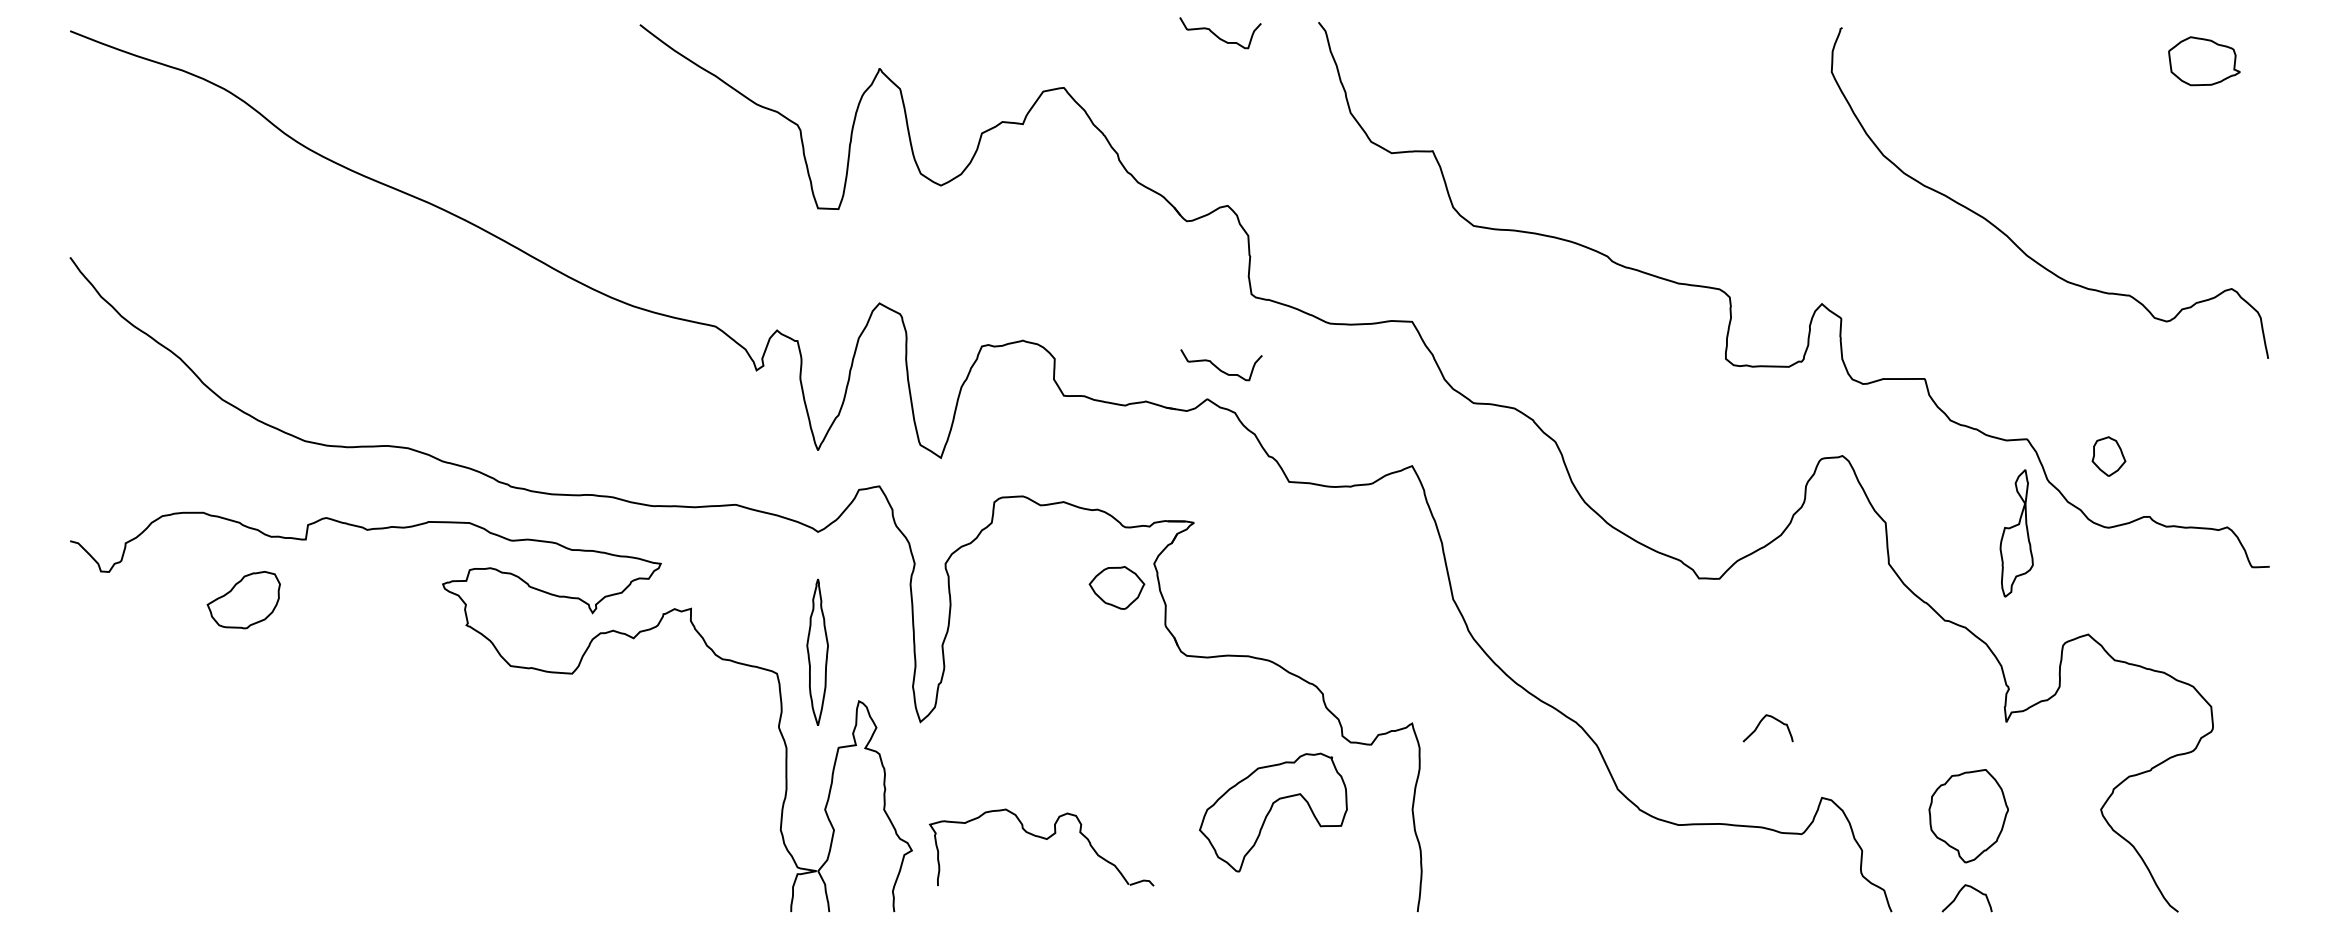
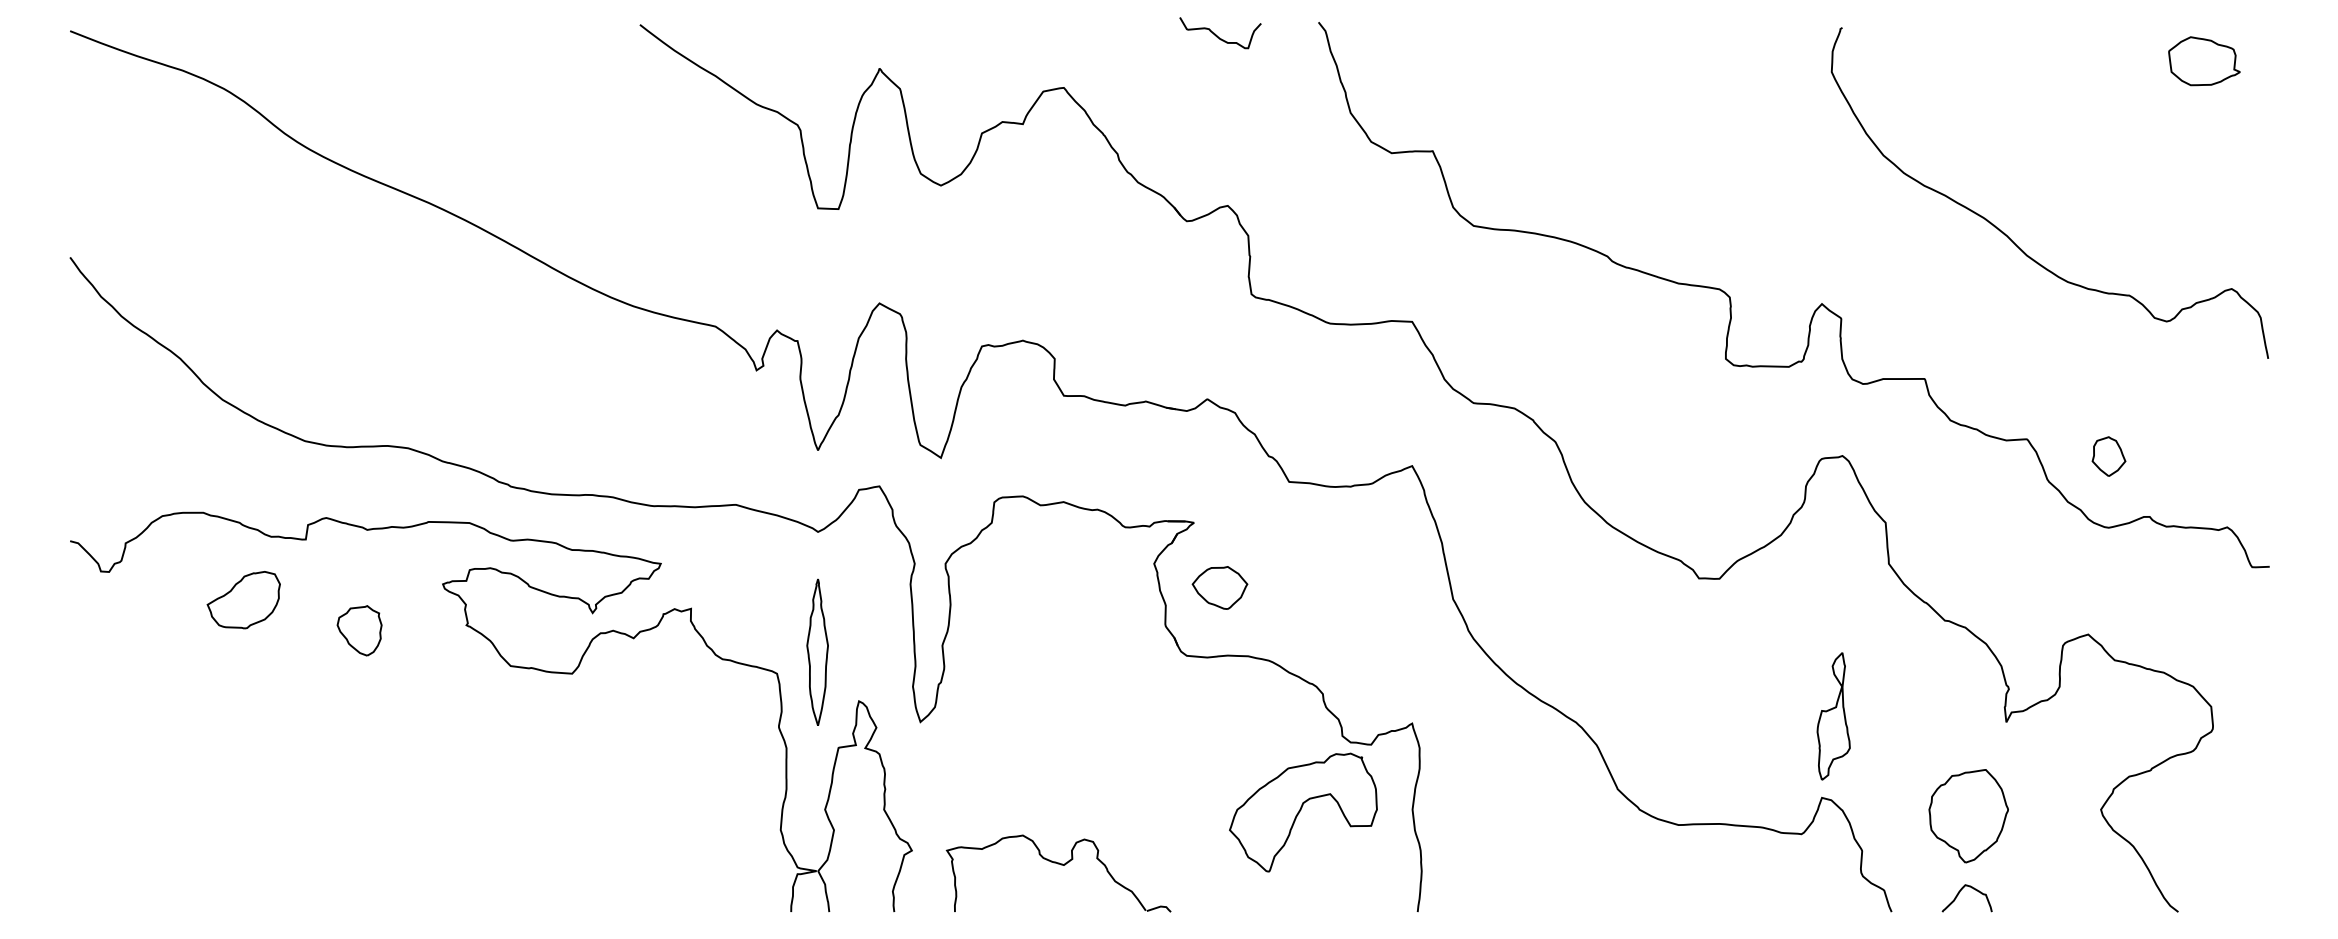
curve: present -> none (1218, 367)
part position: (2016, 533) -> (1833, 716) (1833, 716)
part position: (1116, 587) -> (1219, 587) (1219, 587)
part: none -> present (359, 630)
curve: present -> none (1761, 722)
part position: (1273, 812) -> (1303, 812) (1303, 812)
part position: (1044, 839) -> (1061, 865) (1061, 865)
